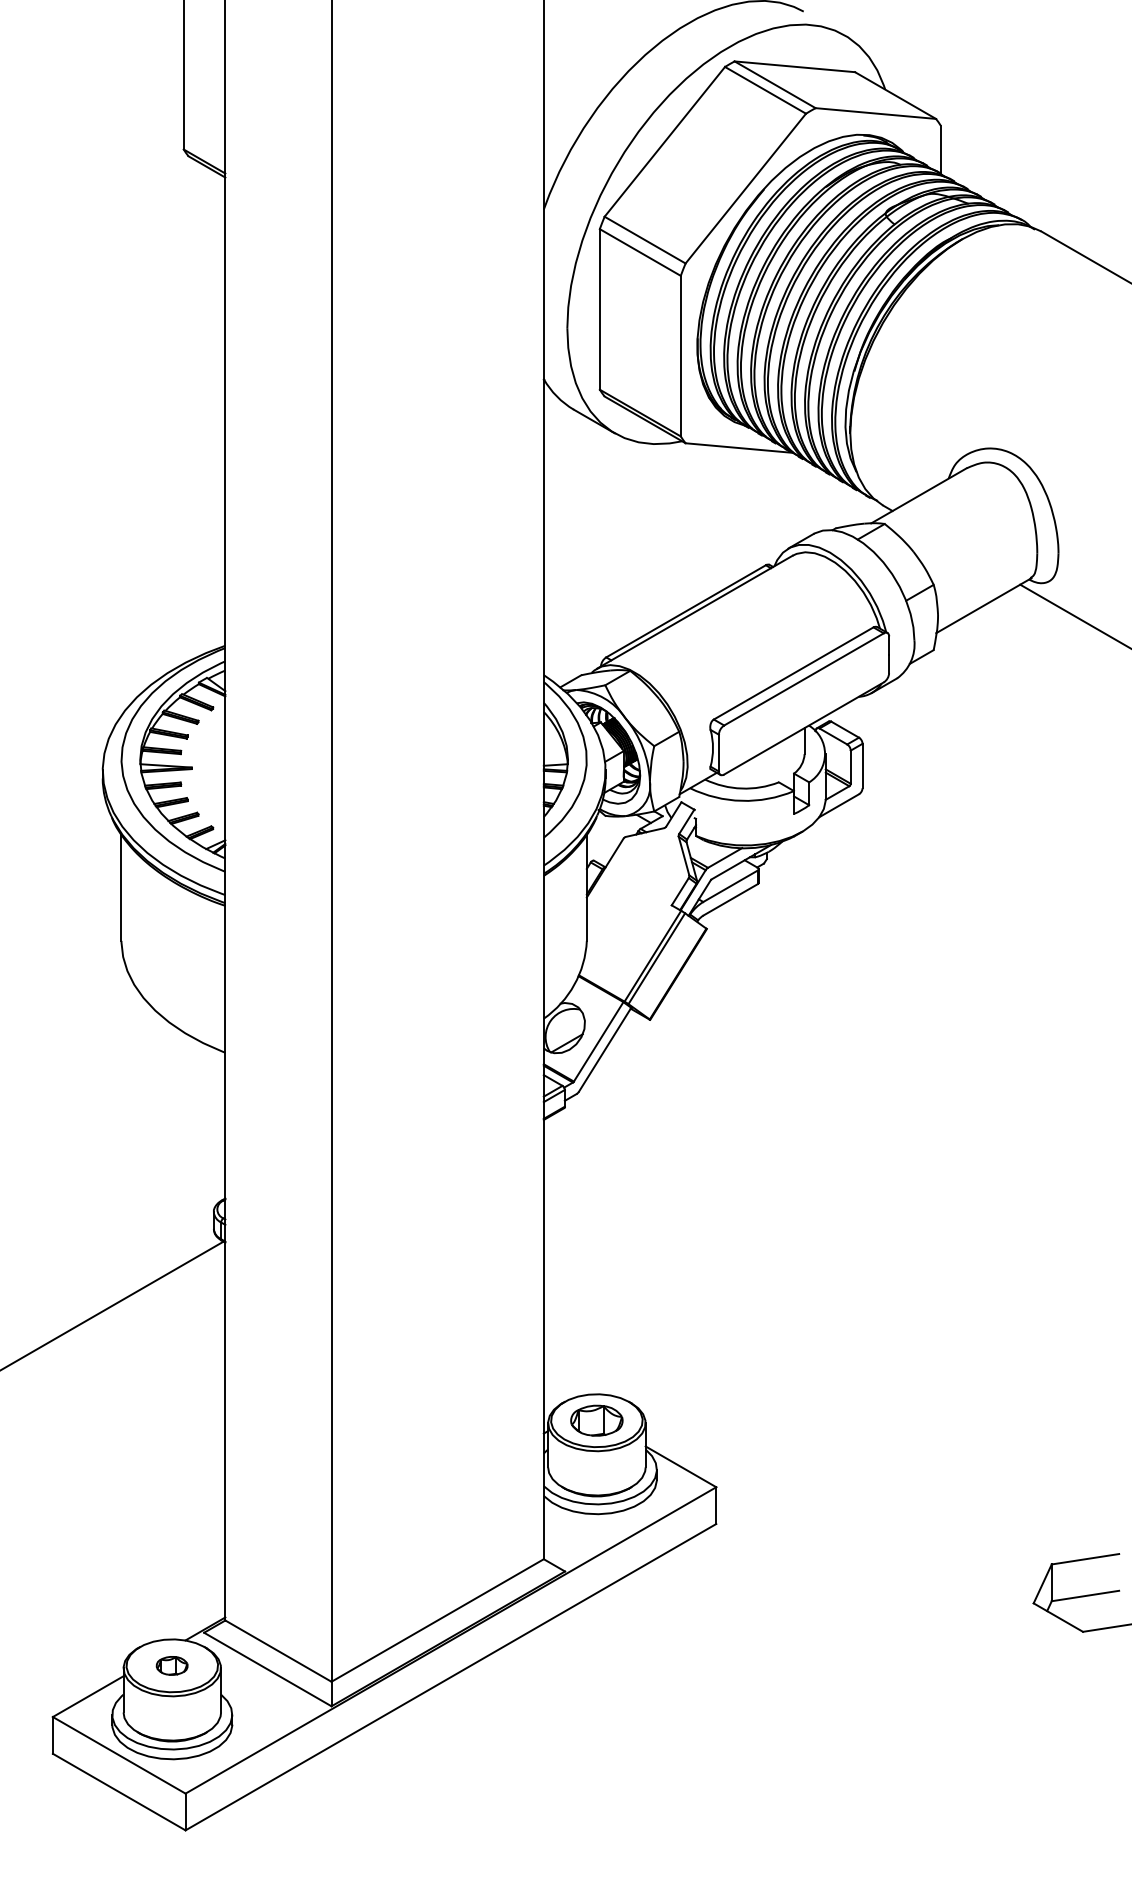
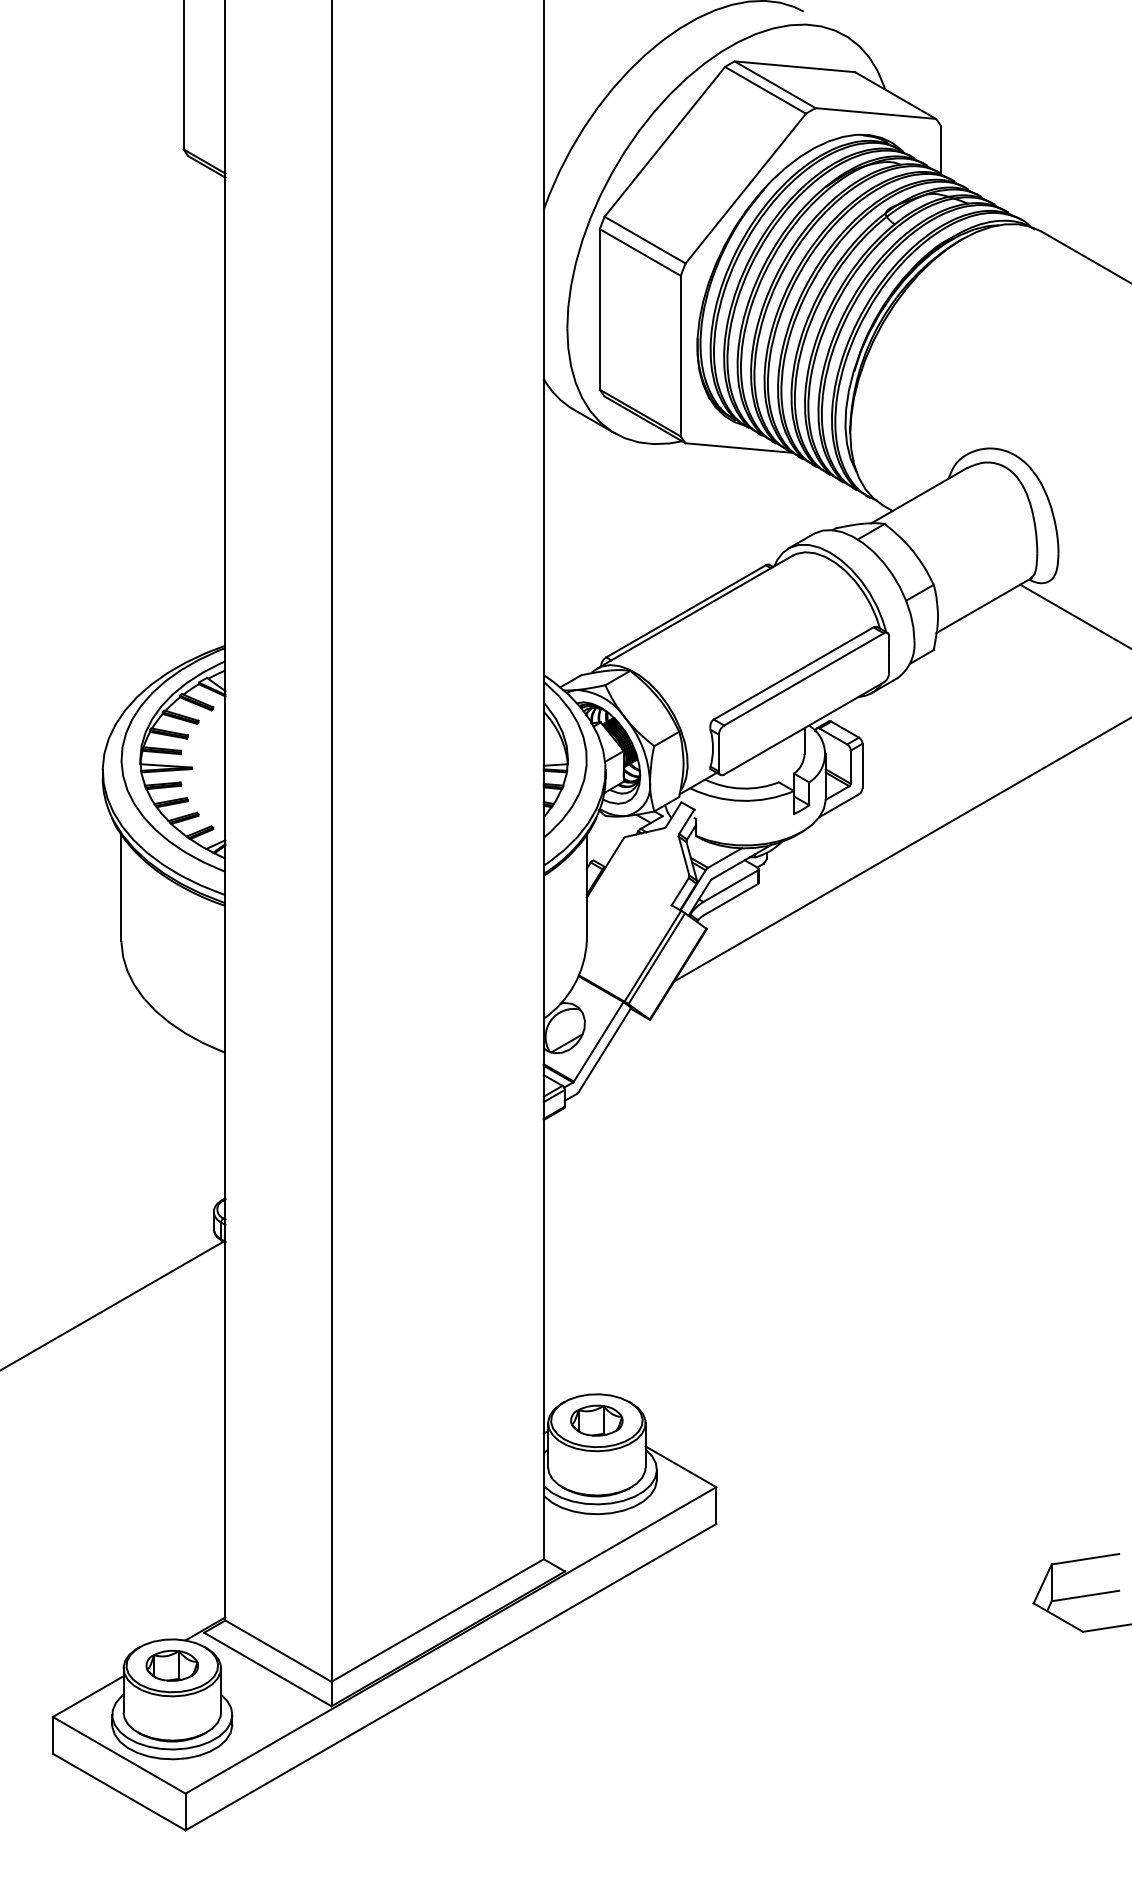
line: none -> present (901, 850)
part size: 34x20 px -> 54x32 px (171, 1665)
